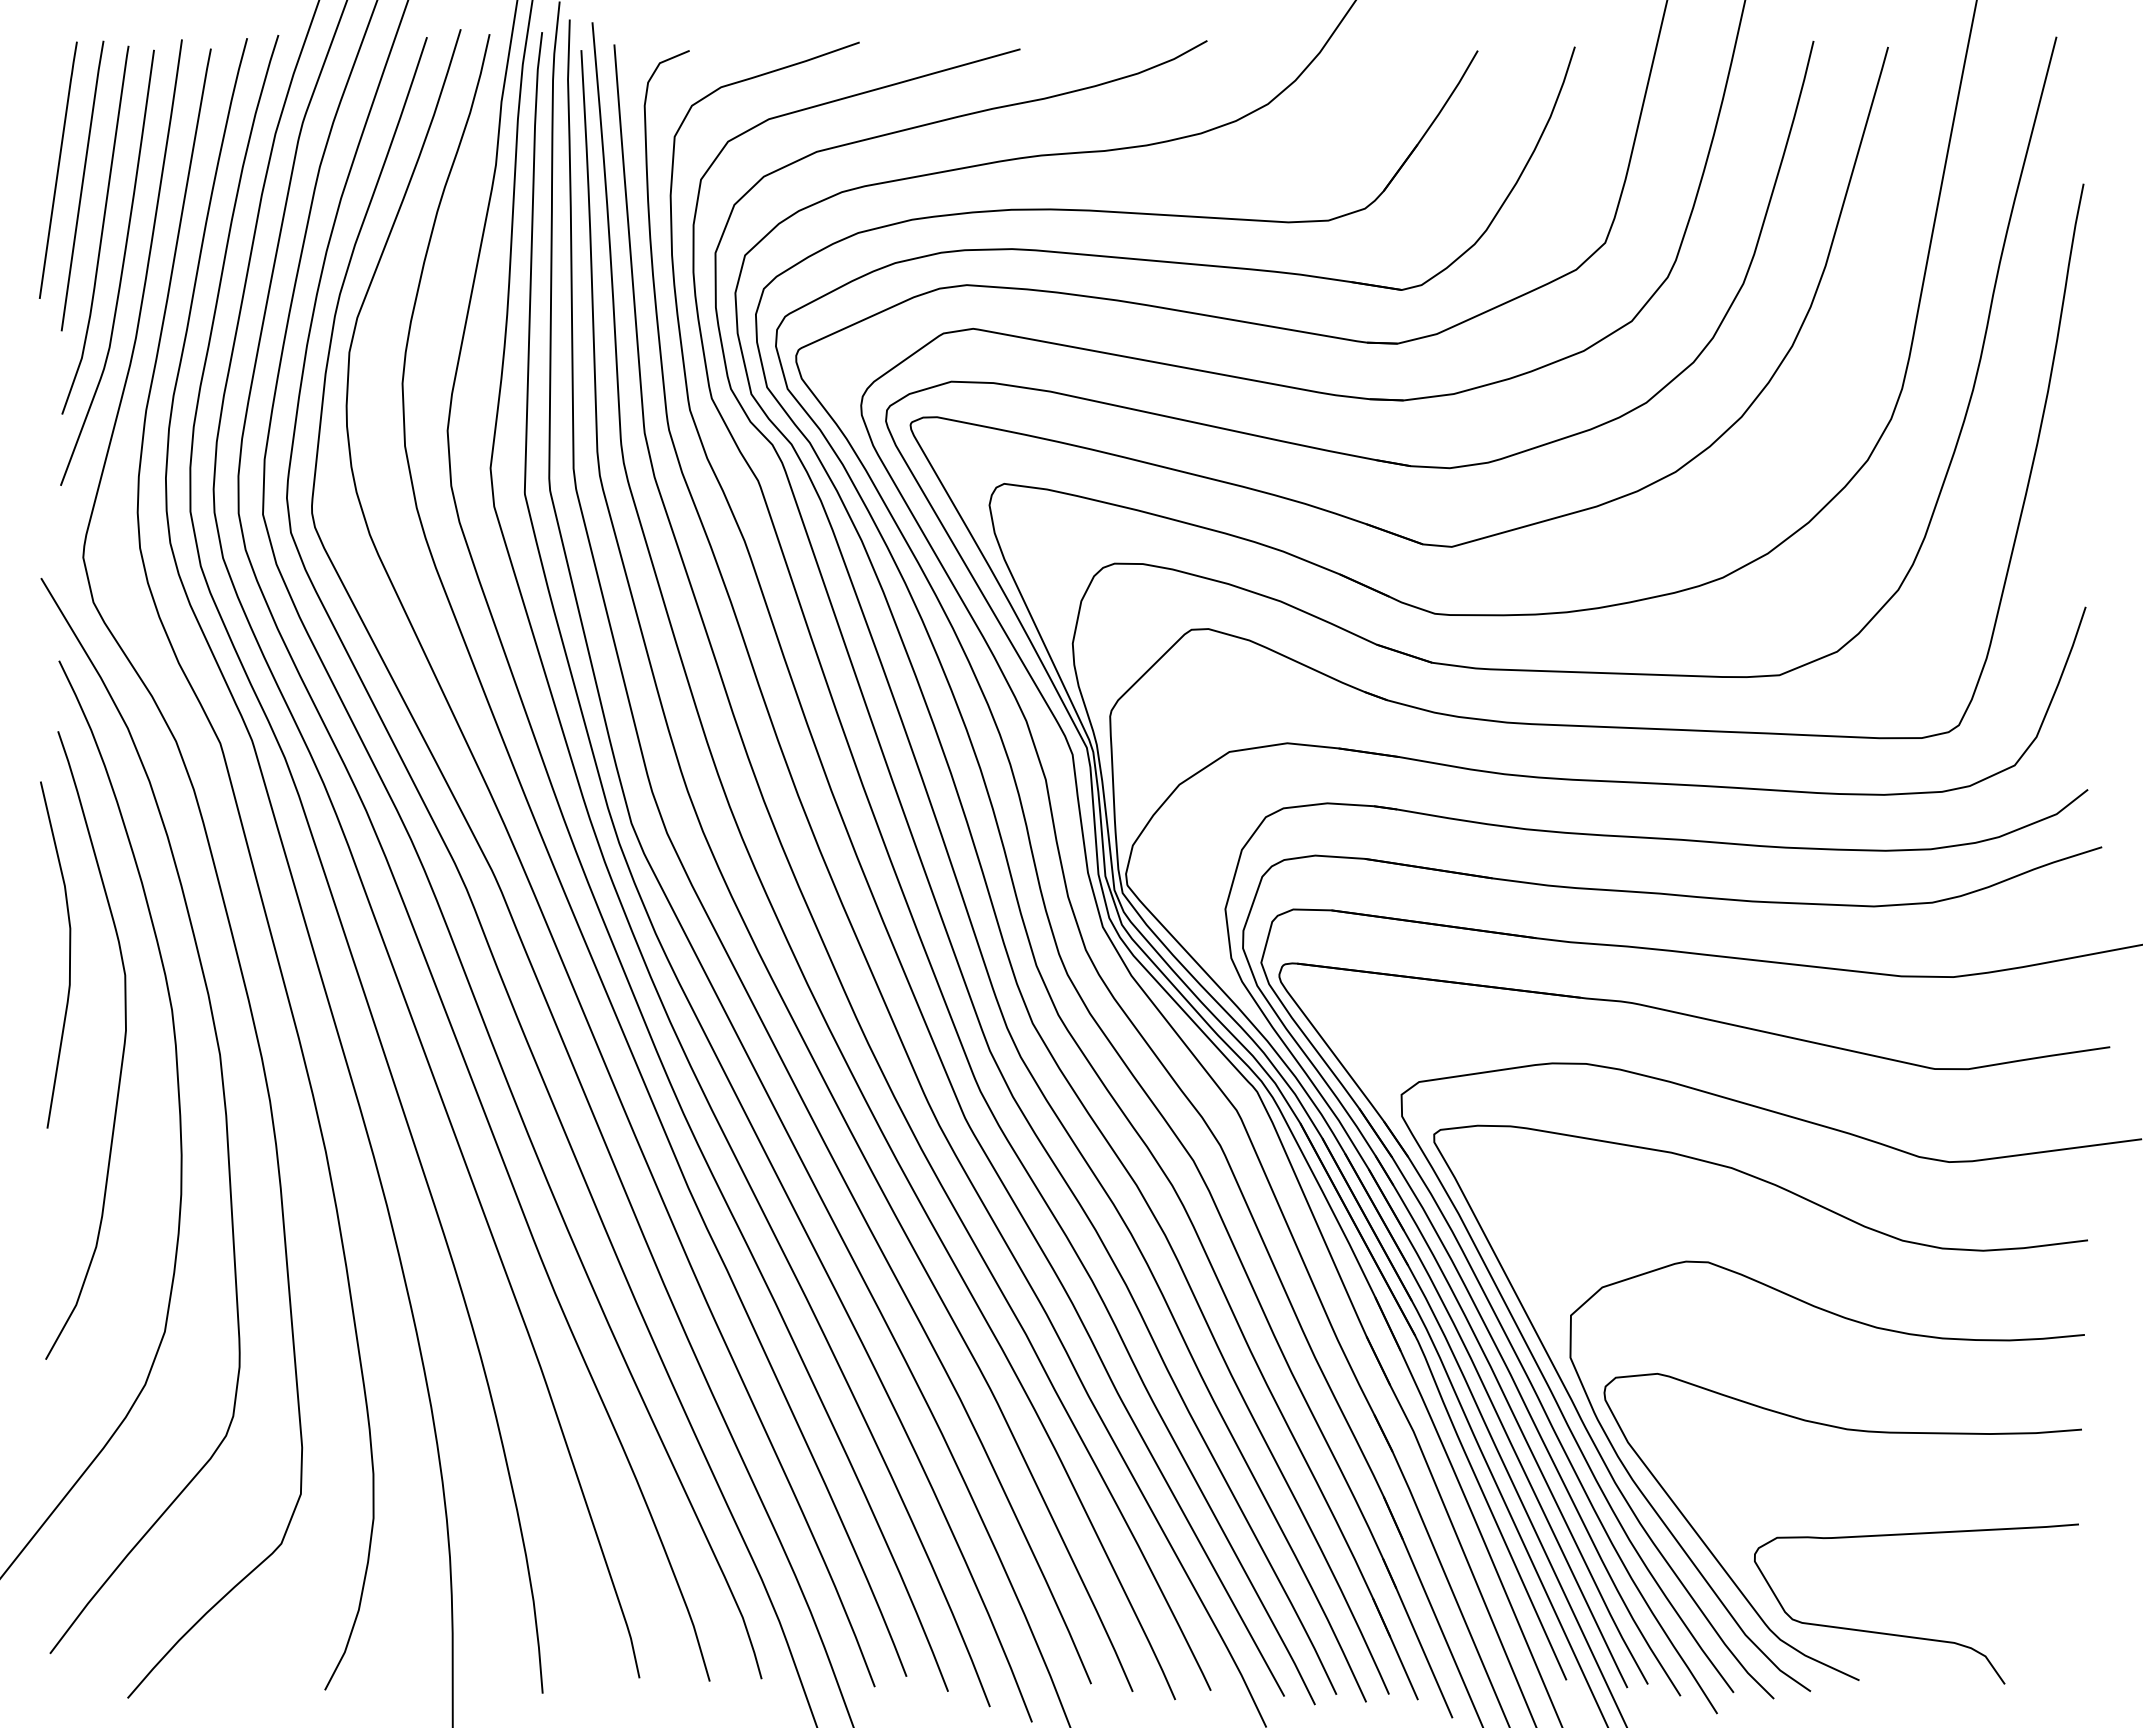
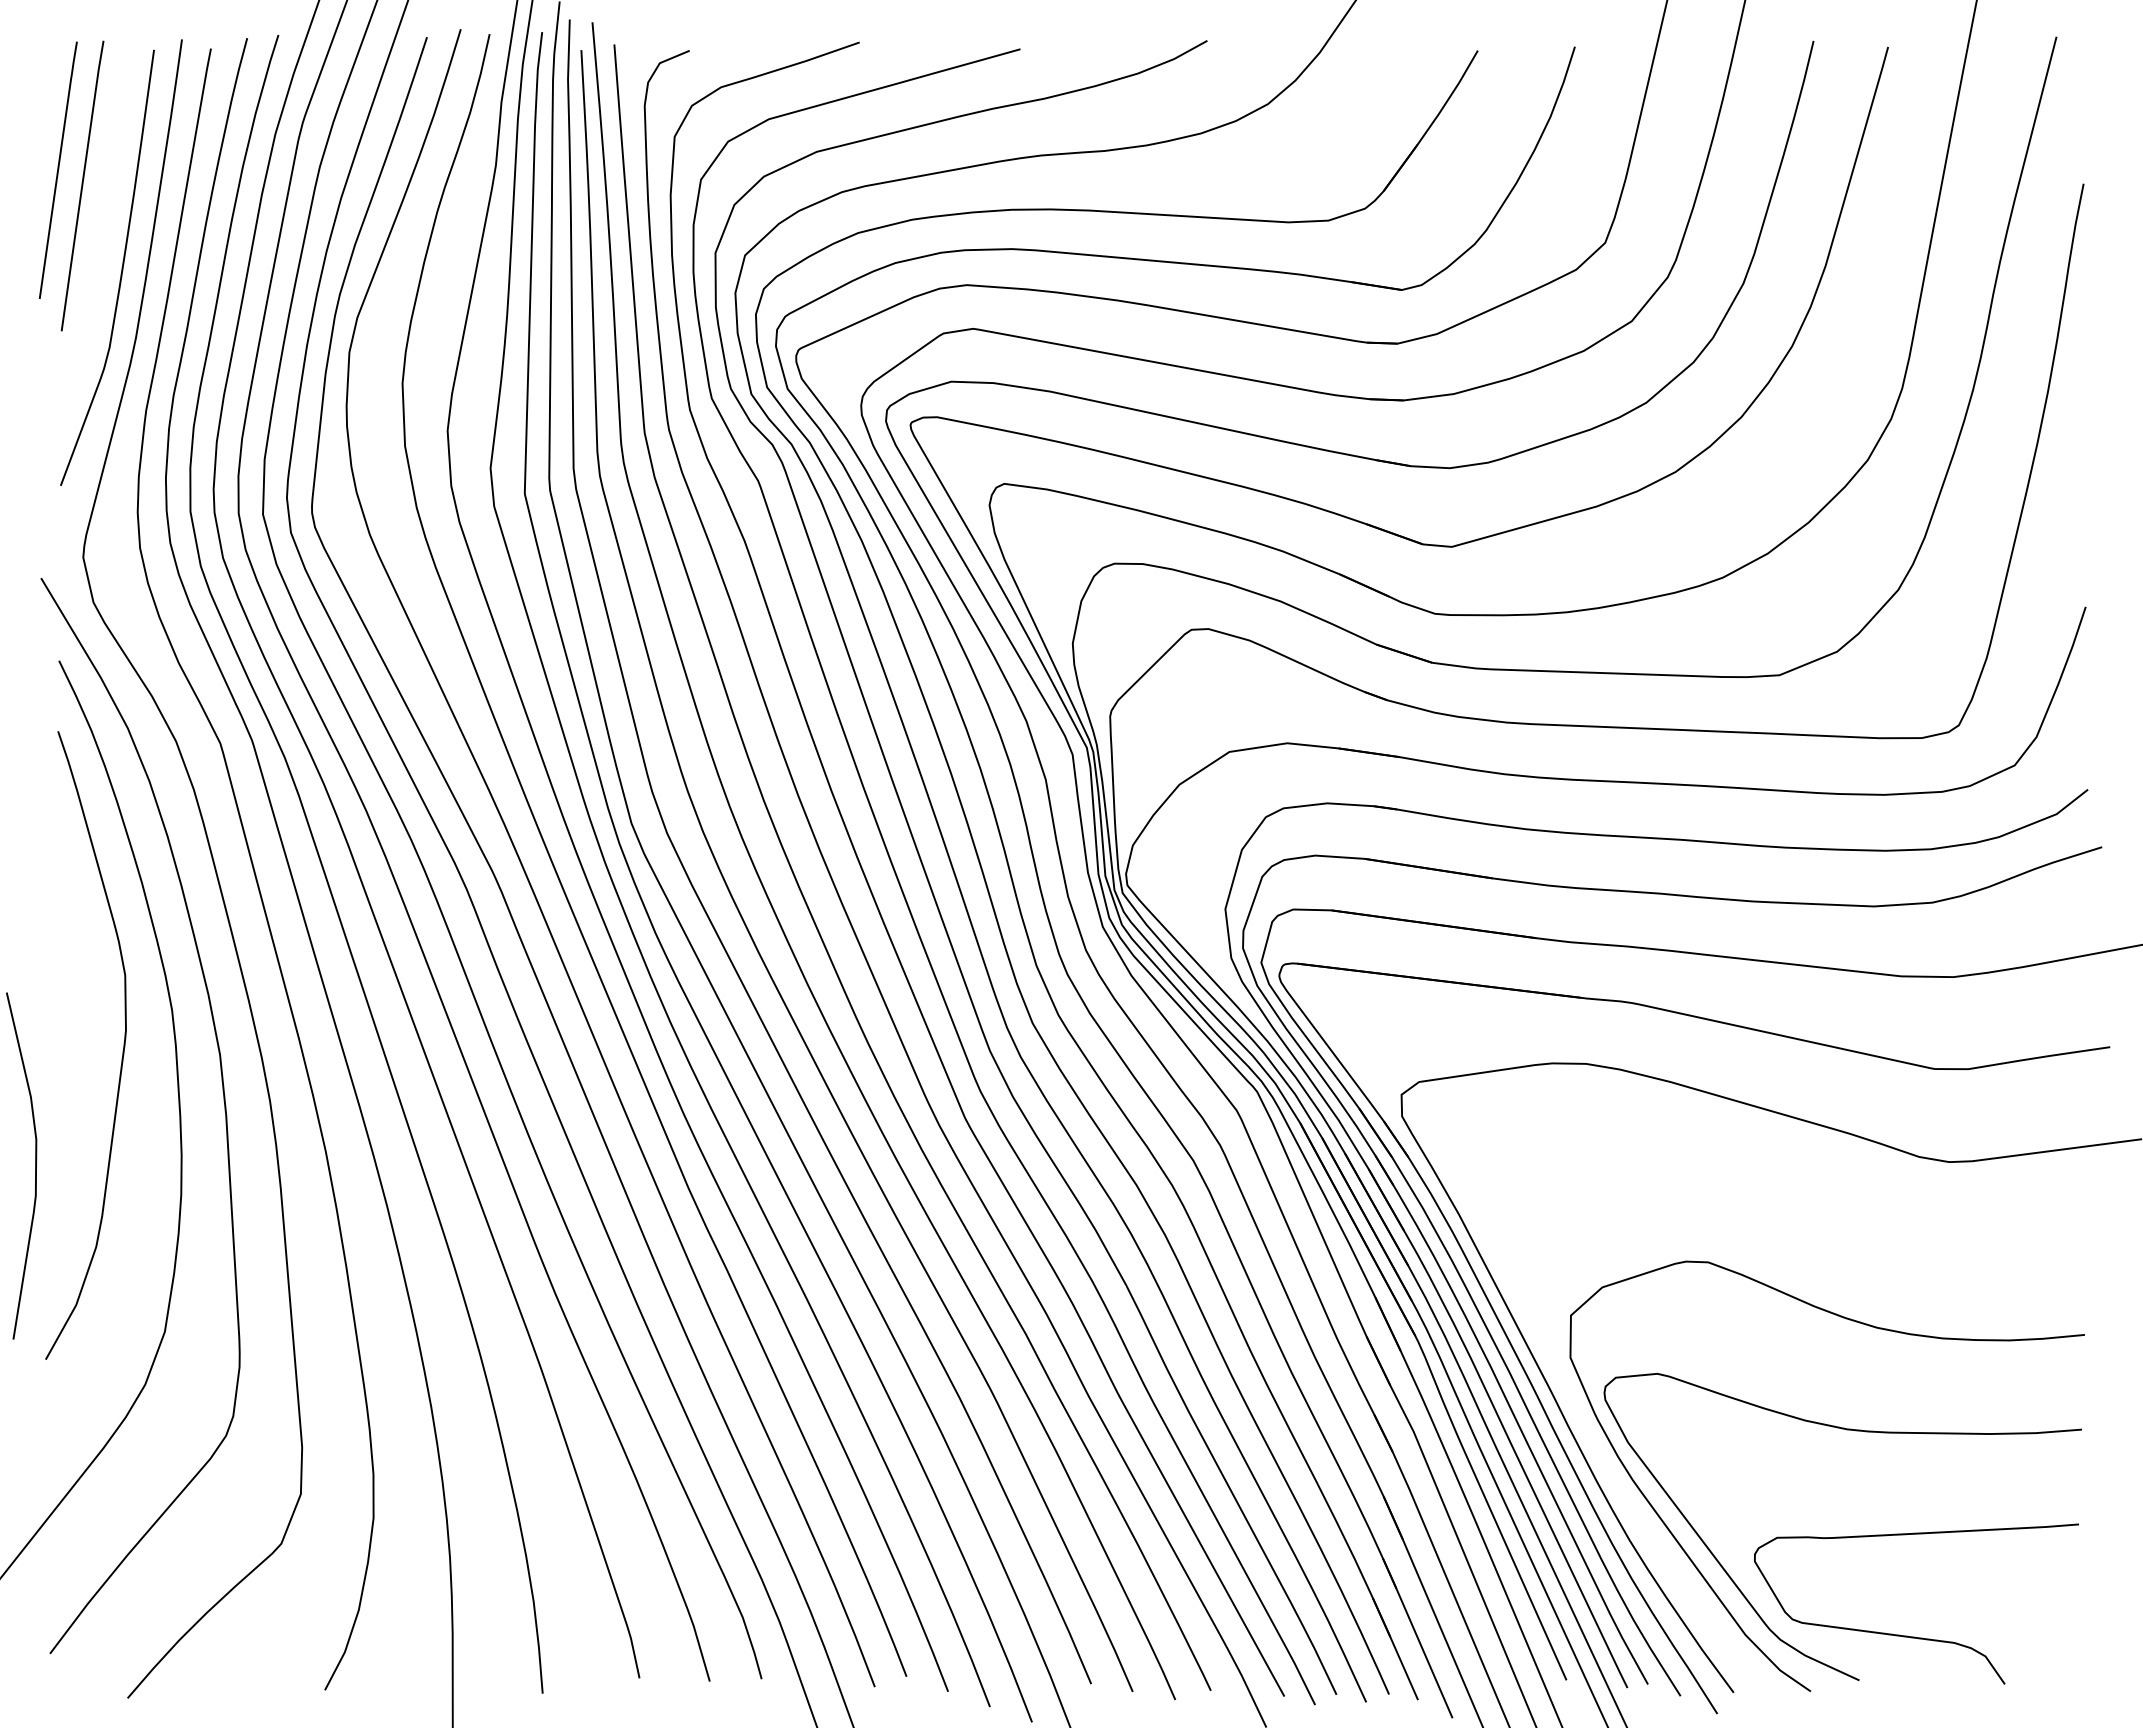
curve: present -> none (101, 229)
curve position: (69, 954) -> (35, 1165) (35, 1165)
curve: present -> none (1624, 1495)
